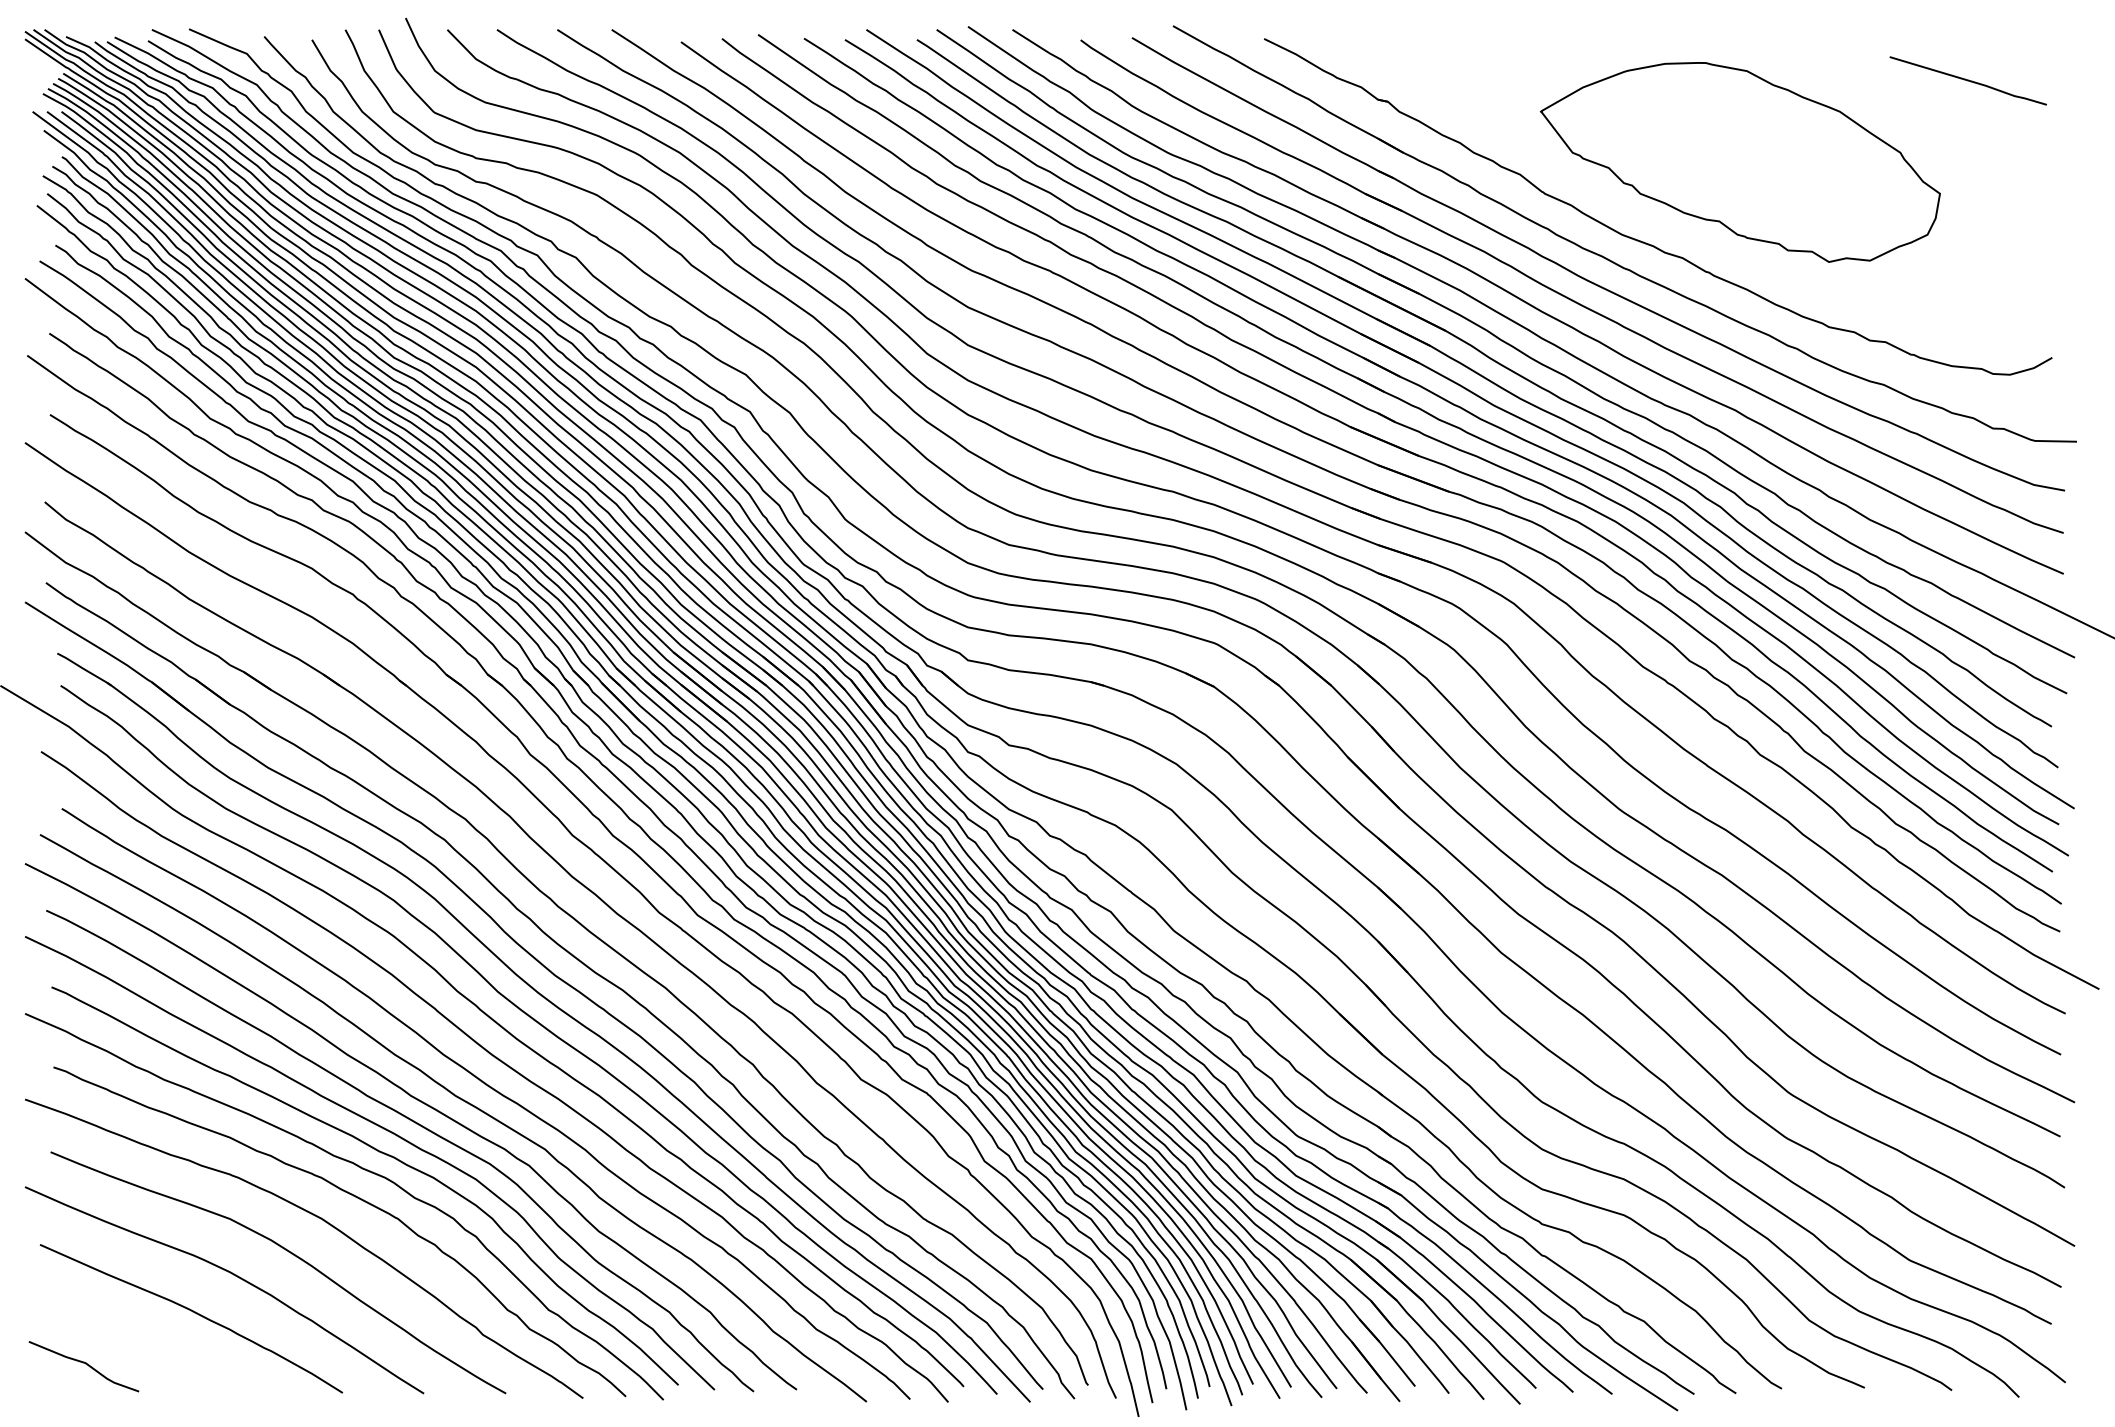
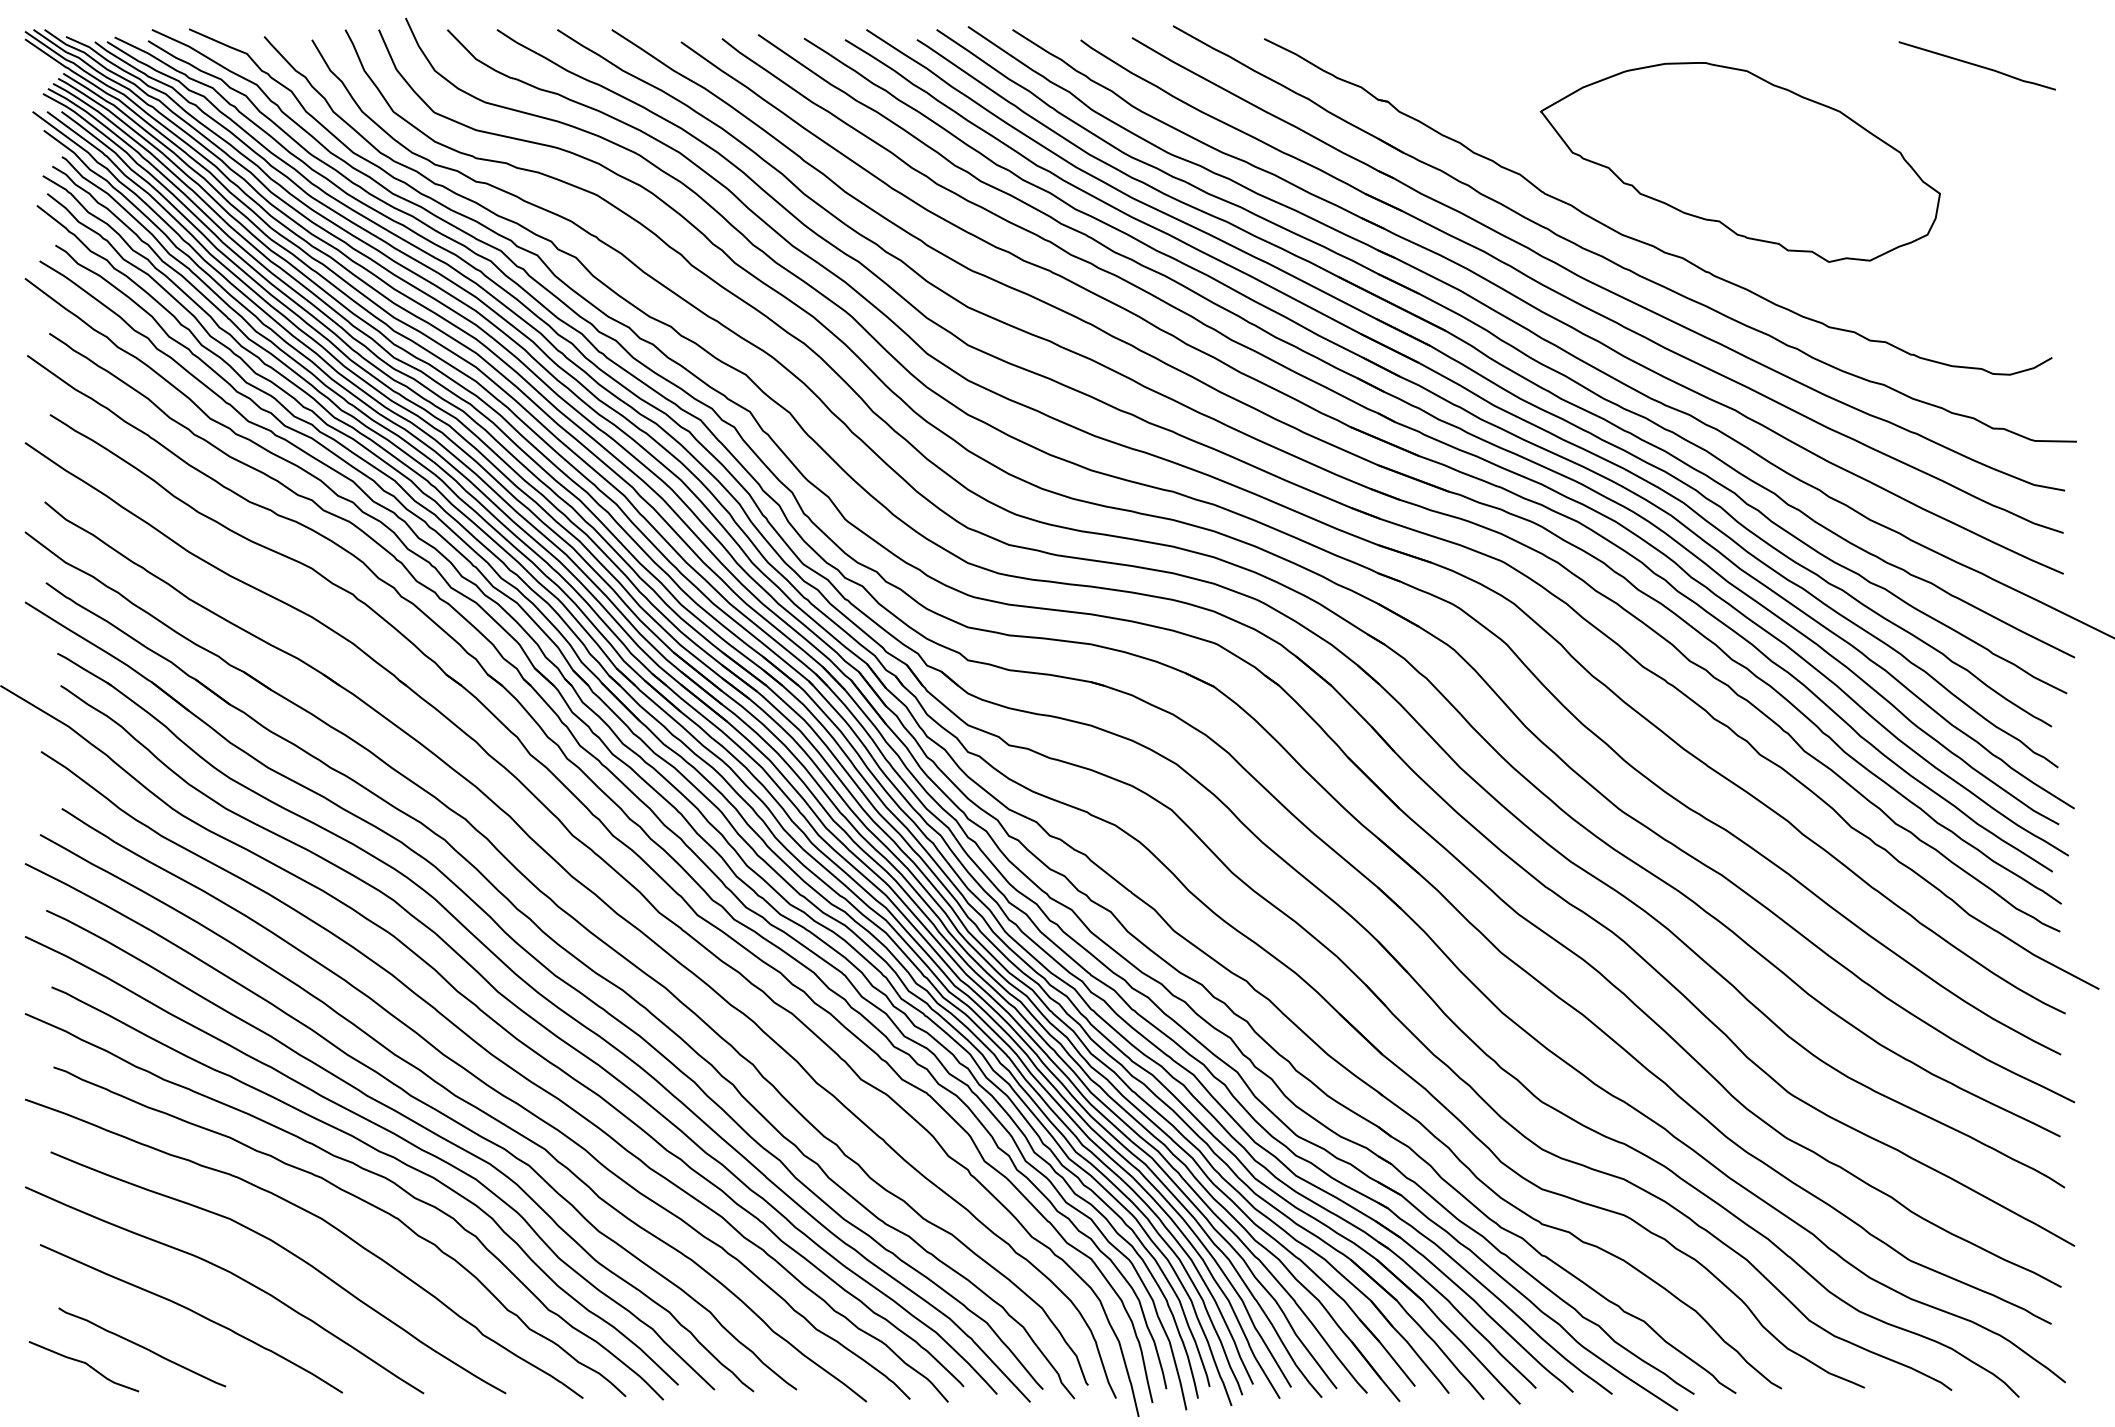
line position: (1967, 80) -> (1976, 65) (1976, 65)
curve: none -> present (142, 1347)
